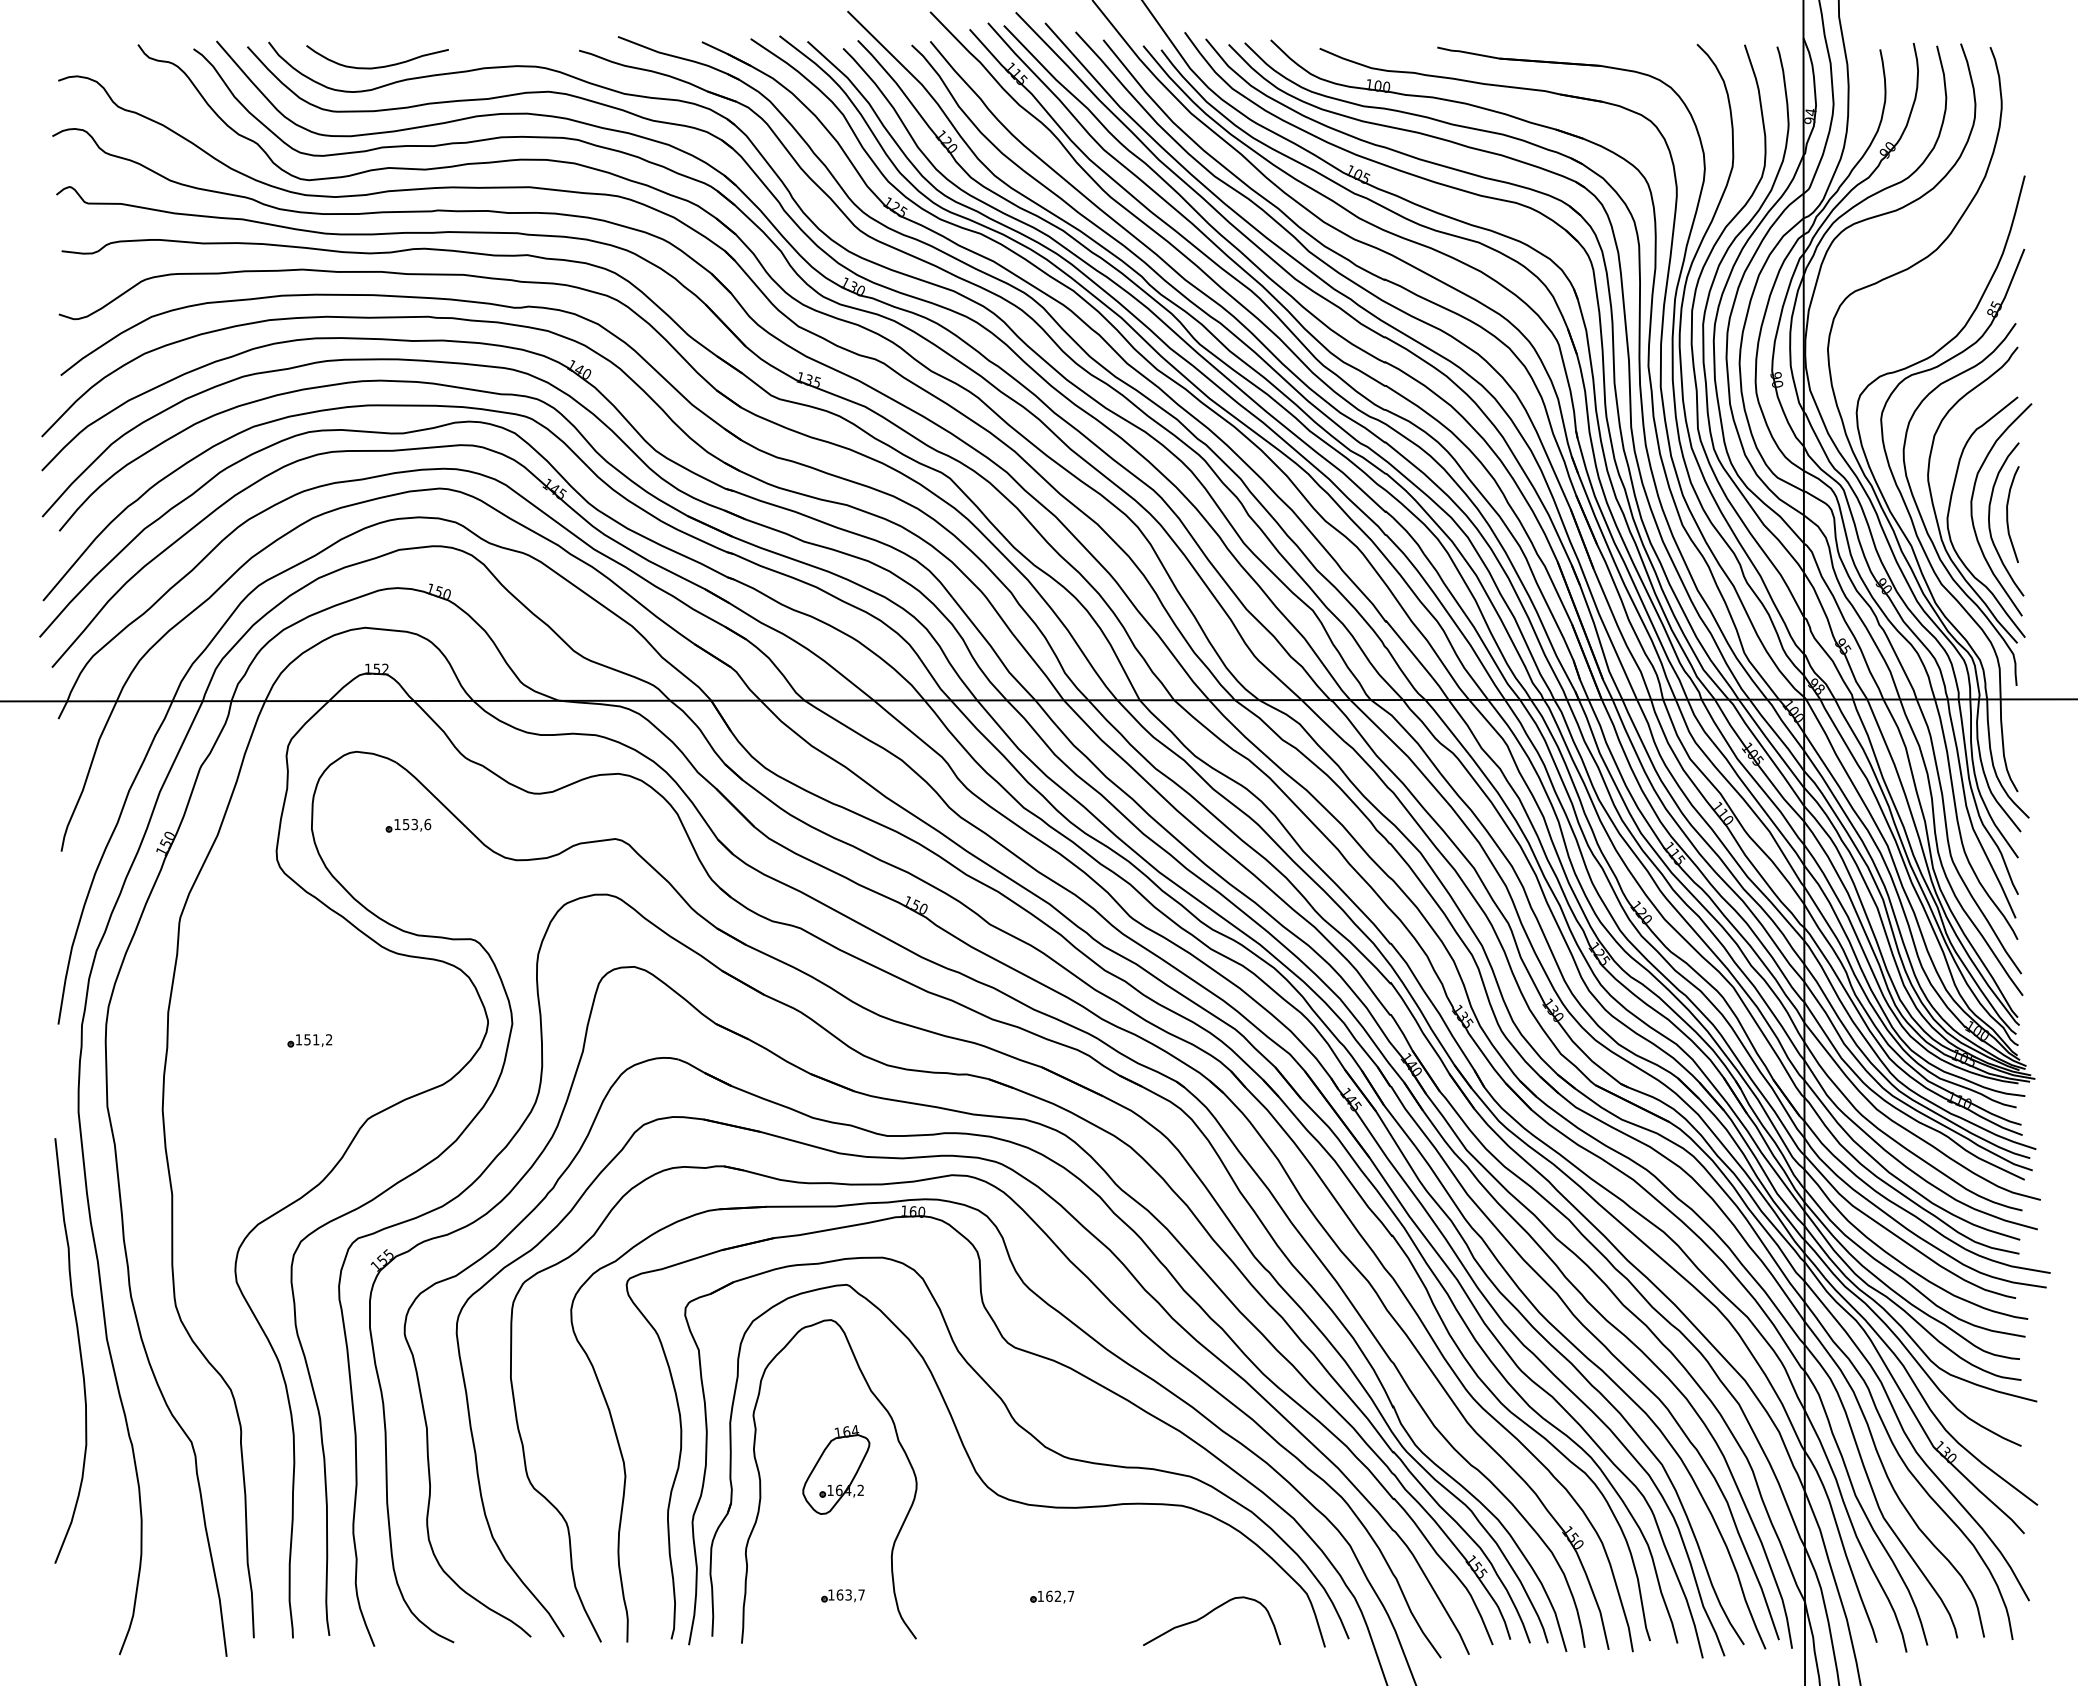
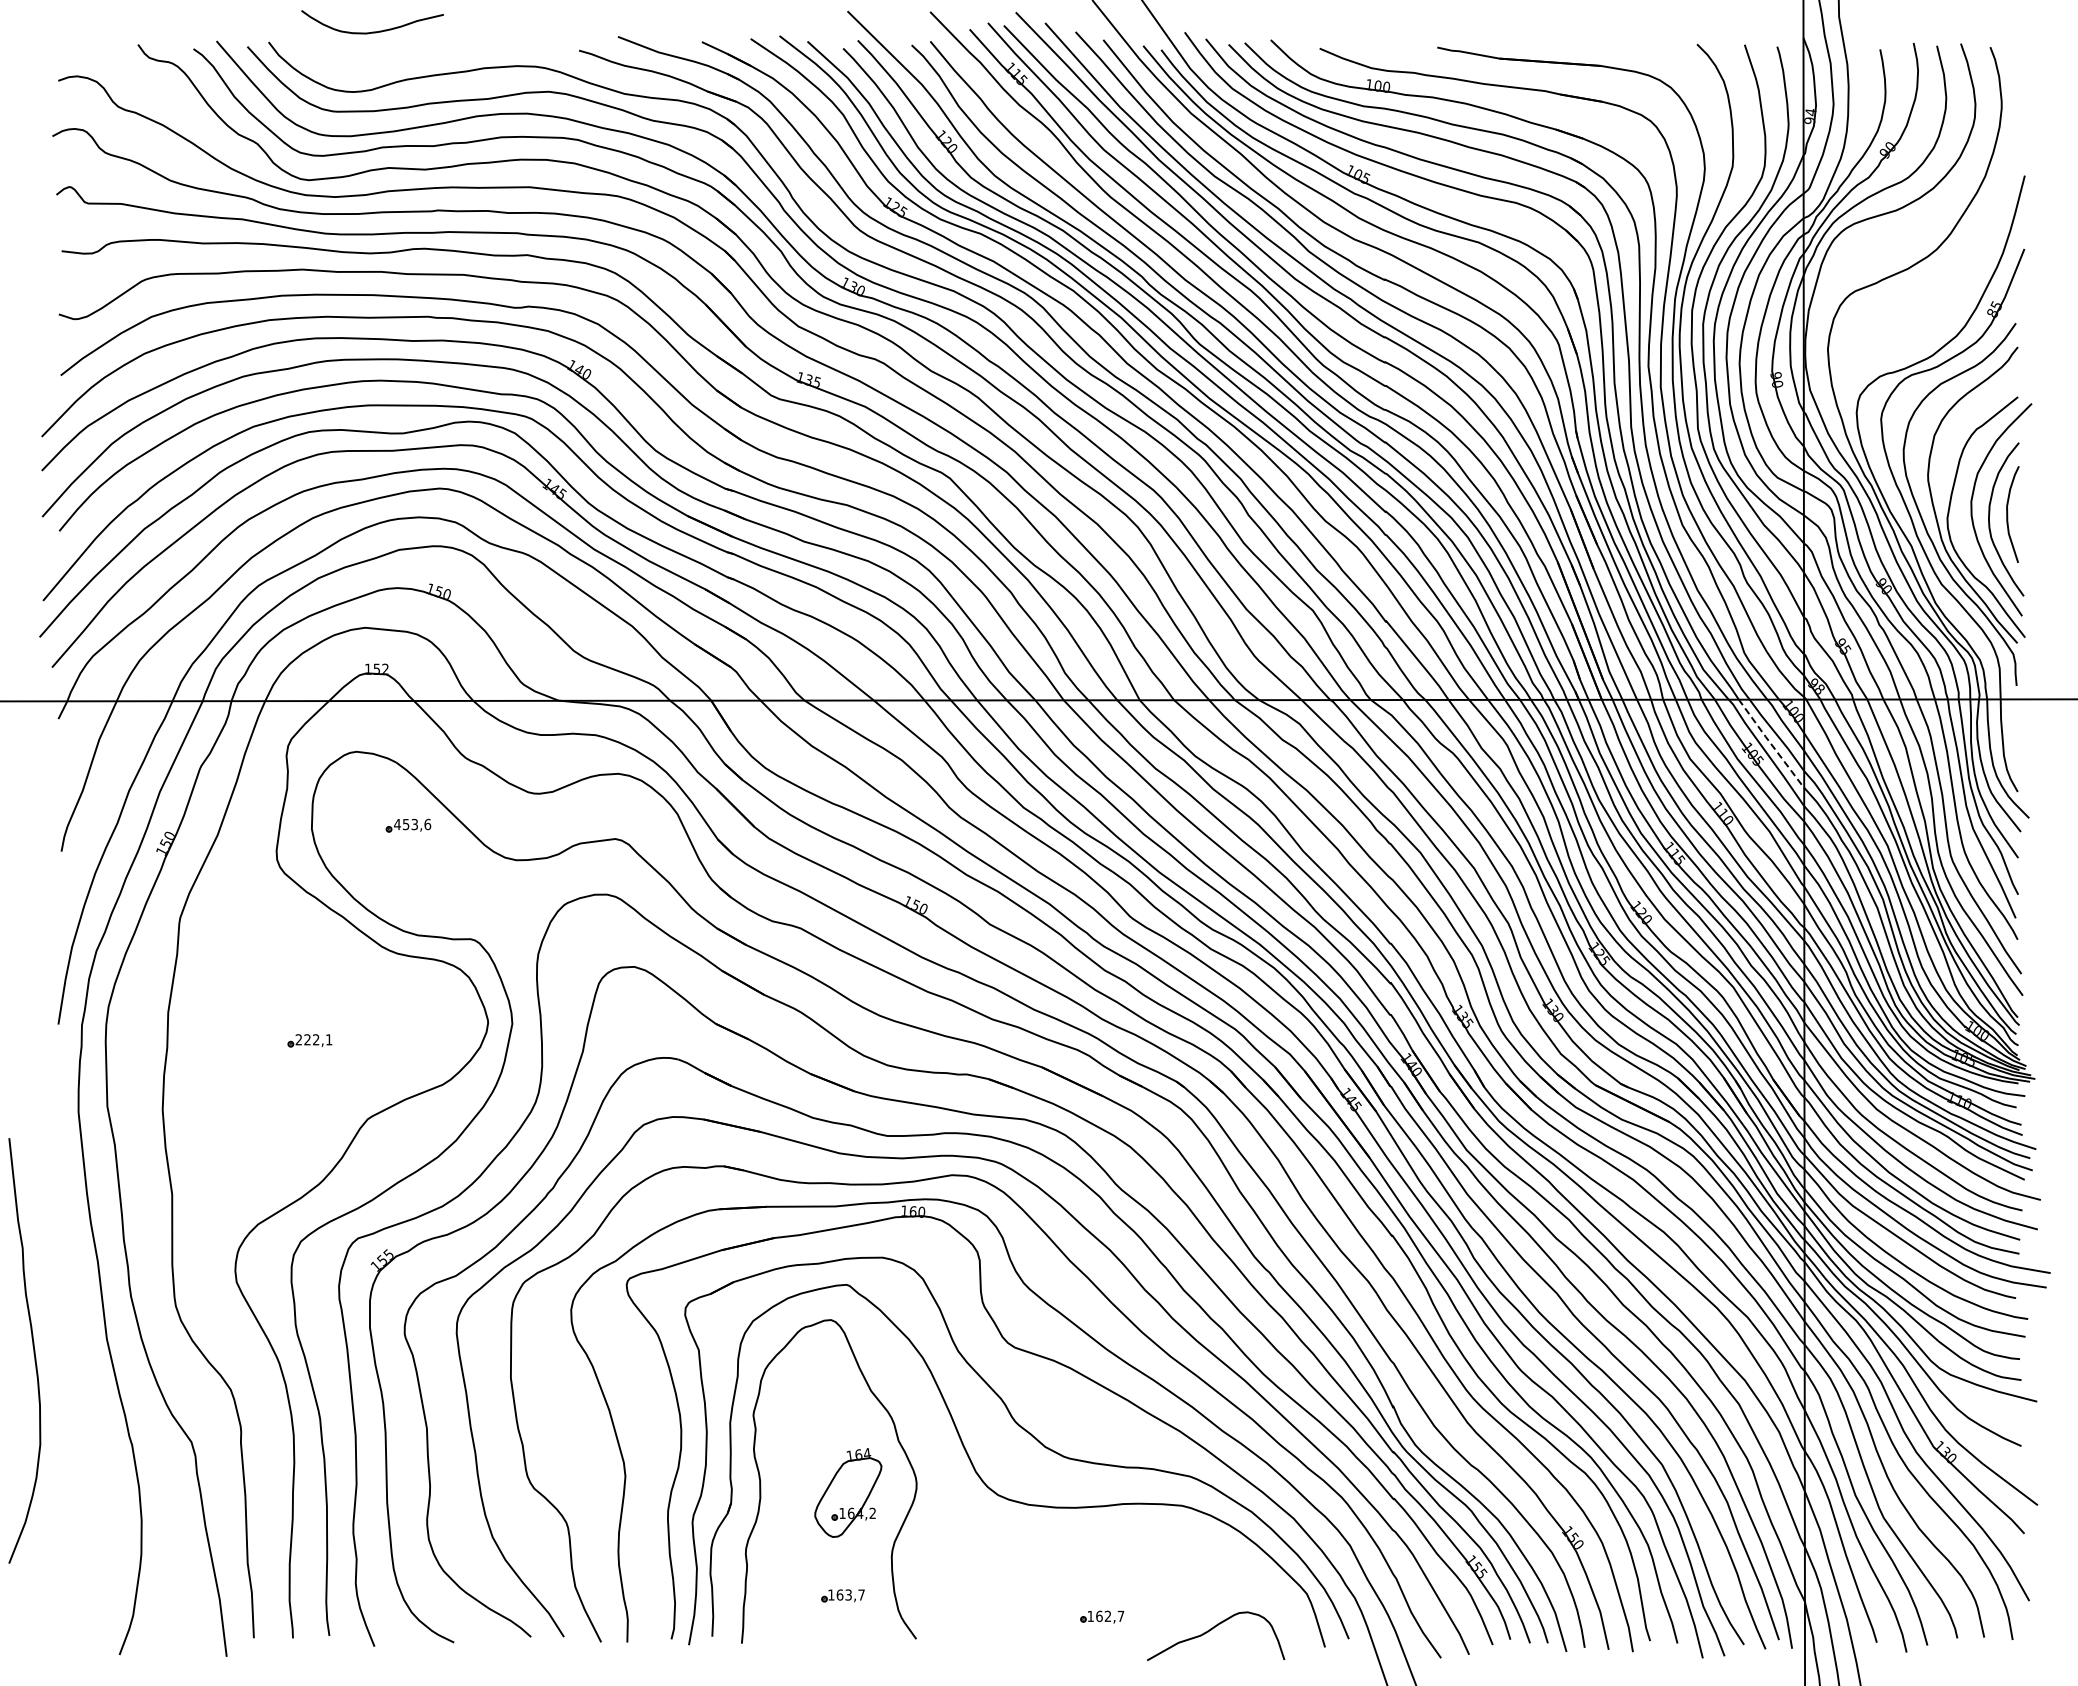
curve position: (377, 66) -> (372, 31) (372, 31)
line: solid -> dashed (1771, 743)
text: 153,6 -> 453,6 (396, 824)
text: 151,2 -> 222,1 (313, 1039)
curve position: (78, 1346) -> (32, 1346) (32, 1346)
part position: (836, 1469) -> (848, 1492) (848, 1492)
part position: (1052, 1596) -> (1102, 1616) (1102, 1616)
curve position: (1207, 1615) -> (1211, 1630) (1211, 1630)
